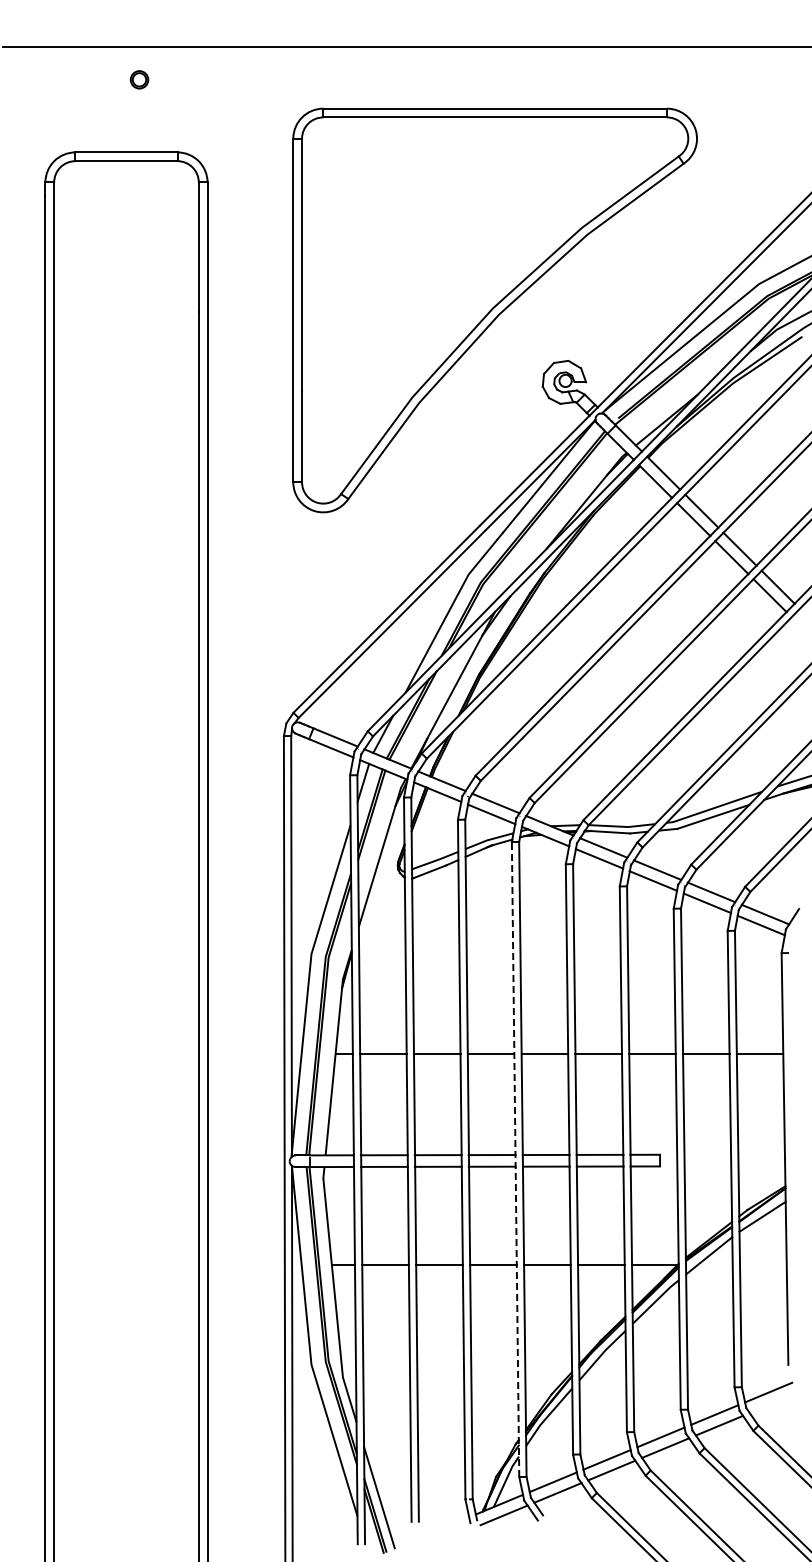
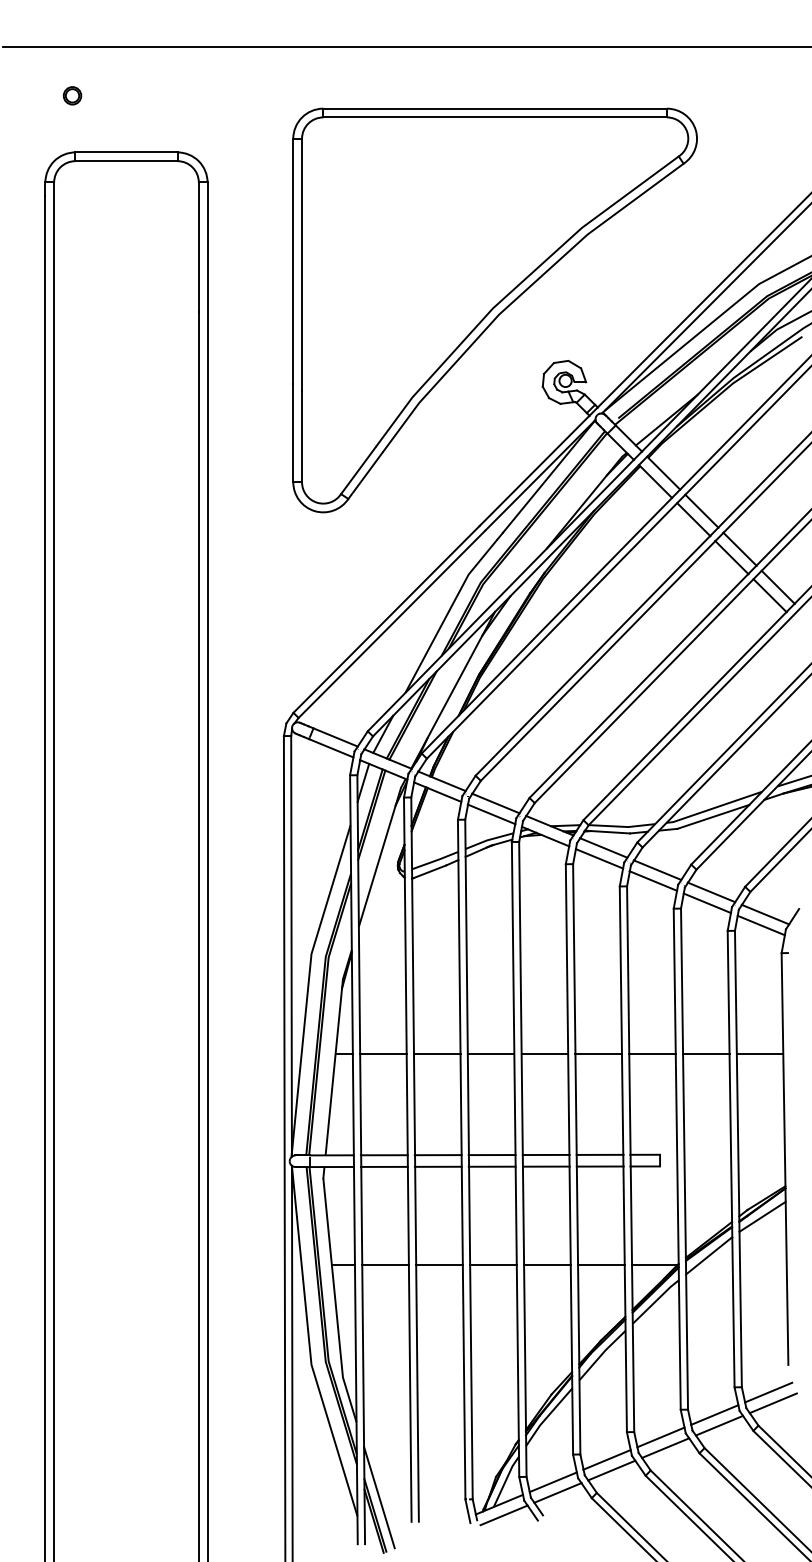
part position: (139, 79) -> (72, 95) (72, 95)
line: dashed -> solid (515, 1159)
line: none -> present (772, 1403)
